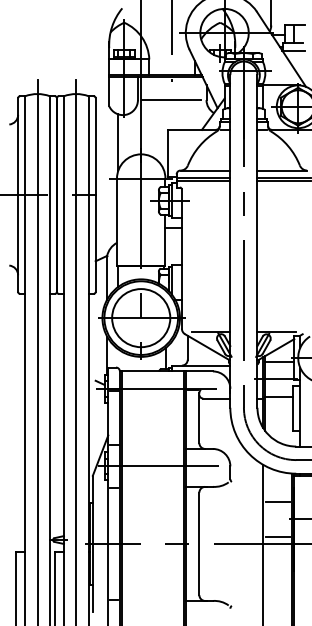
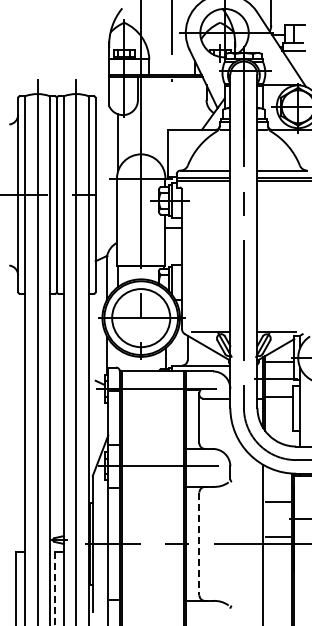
line: present -> none (171, 100)
line: solid -> dashed (199, 544)
line: solid -> dashed (54, 588)
